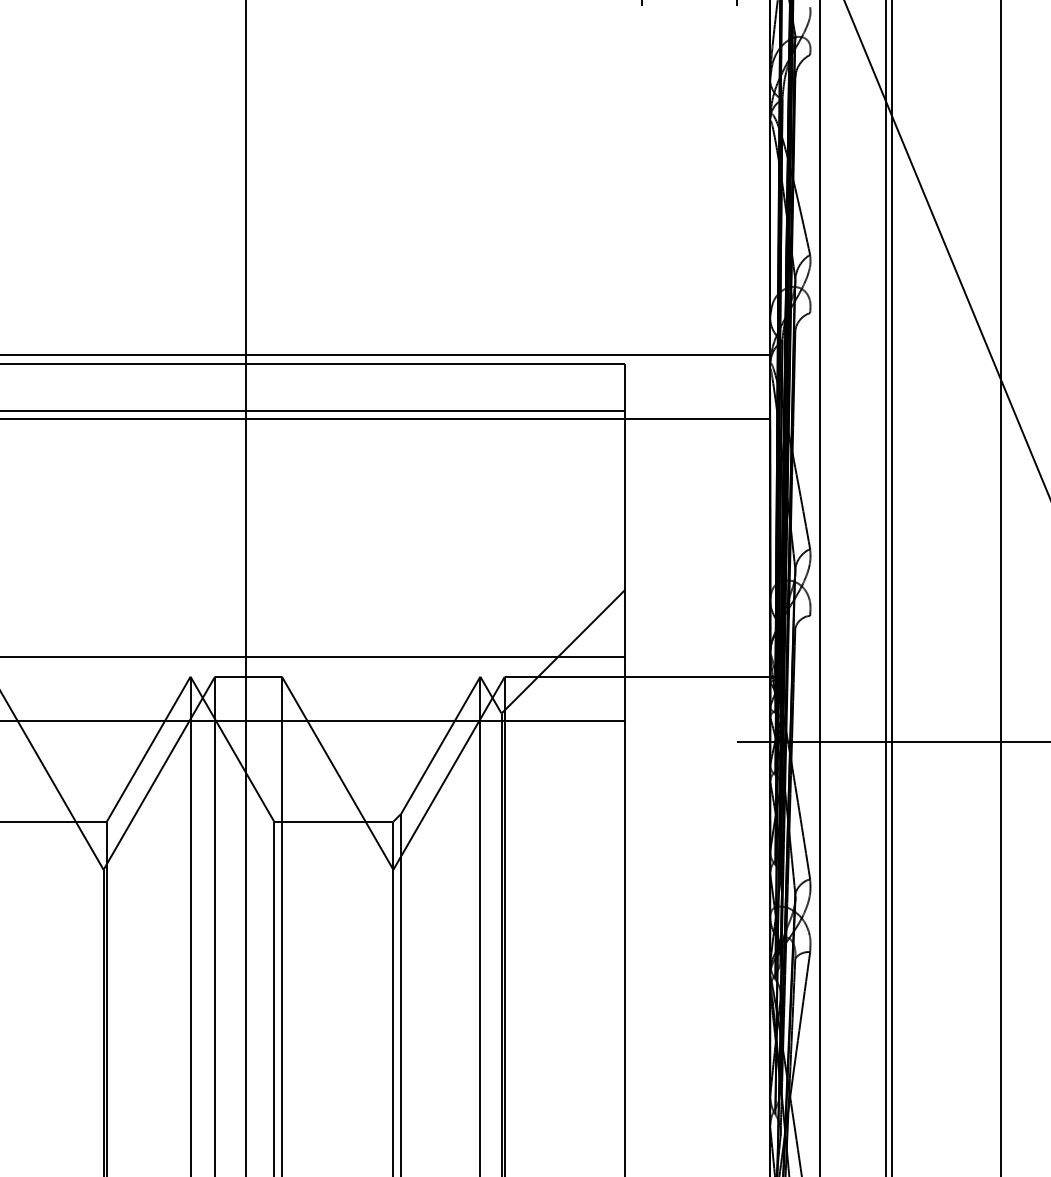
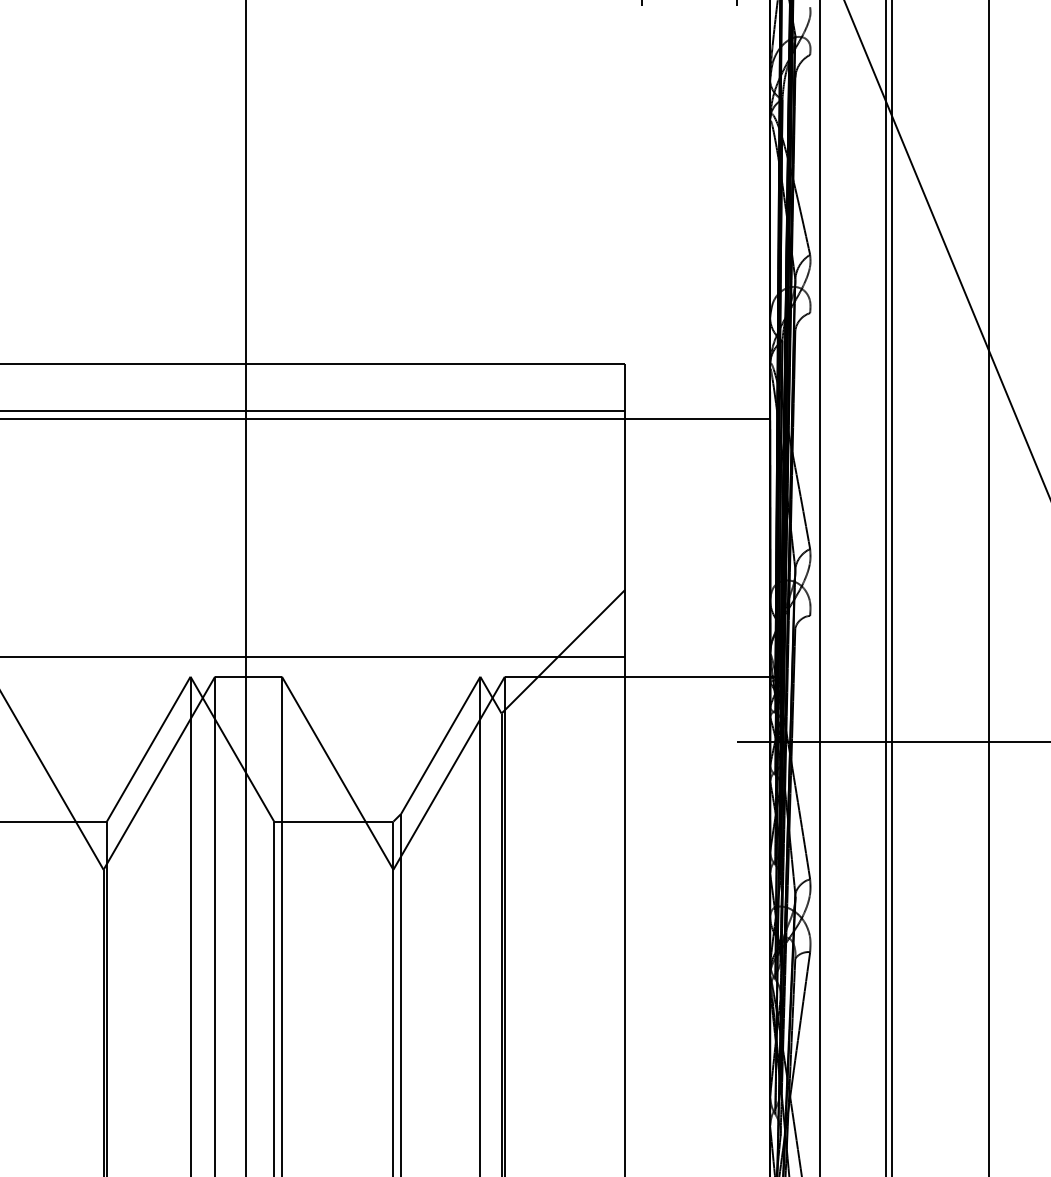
line: present -> none (386, 354)
line position: (1000, 587) -> (988, 587) (988, 587)
line: present -> none (313, 721)
